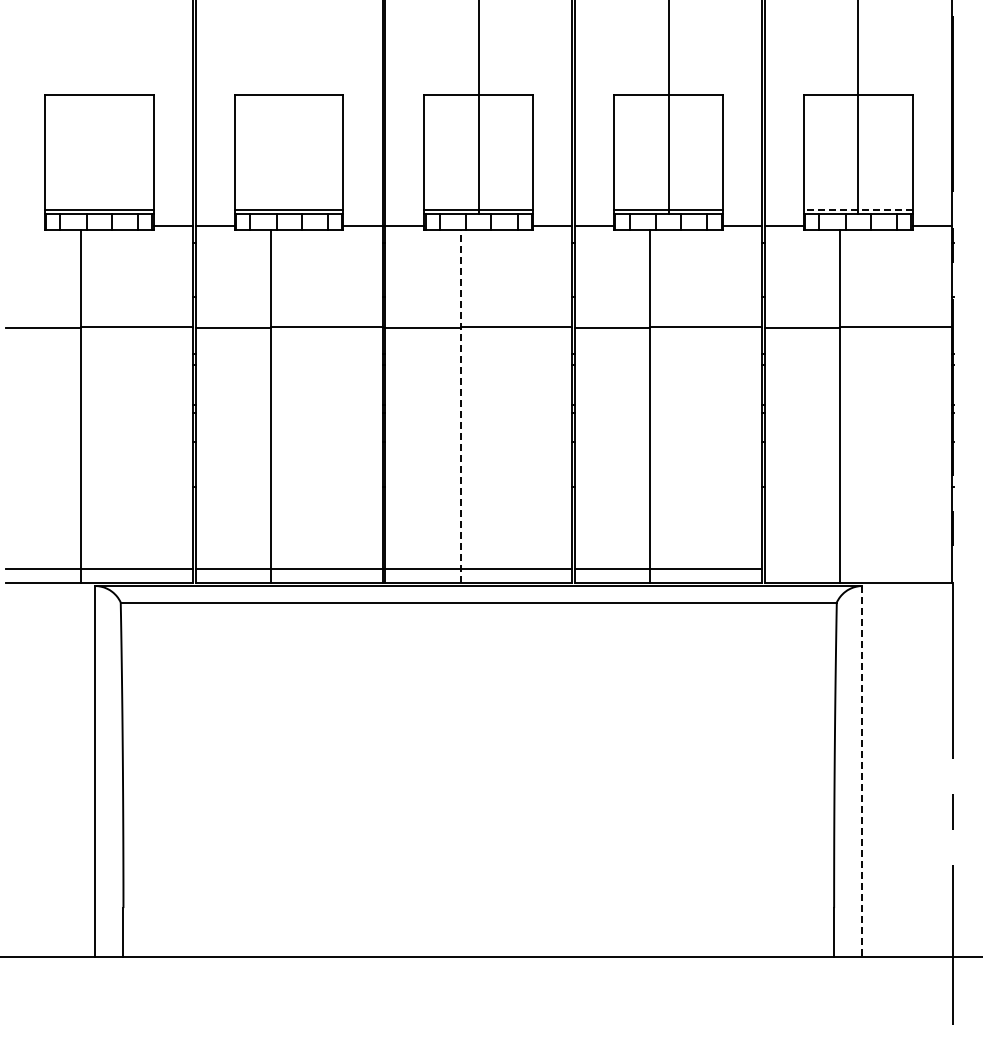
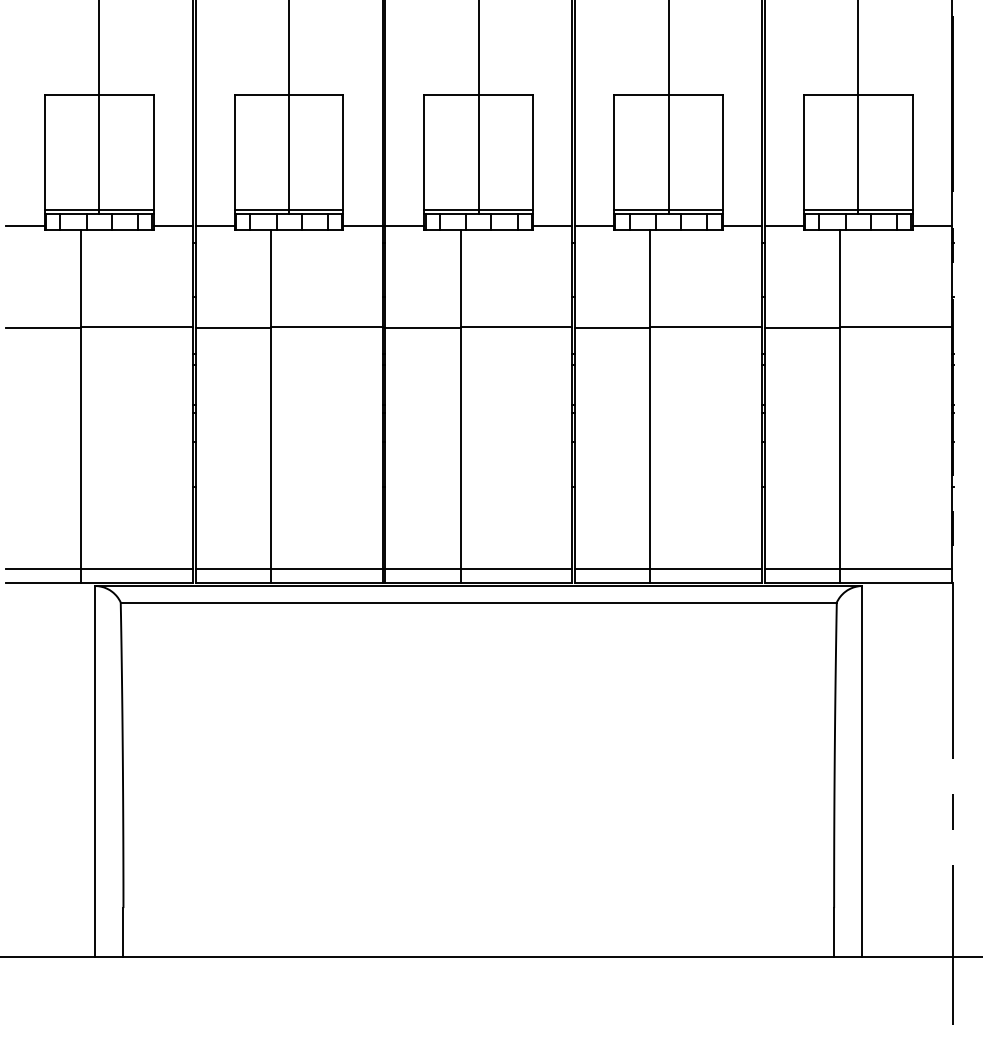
line: none -> present (99, 107)
line: none -> present (289, 107)
line: dashed -> solid (857, 209)
line: none -> present (25, 225)
line: dashed -> solid (460, 406)
line: none -> present (857, 568)
line: dashed -> solid (862, 771)
